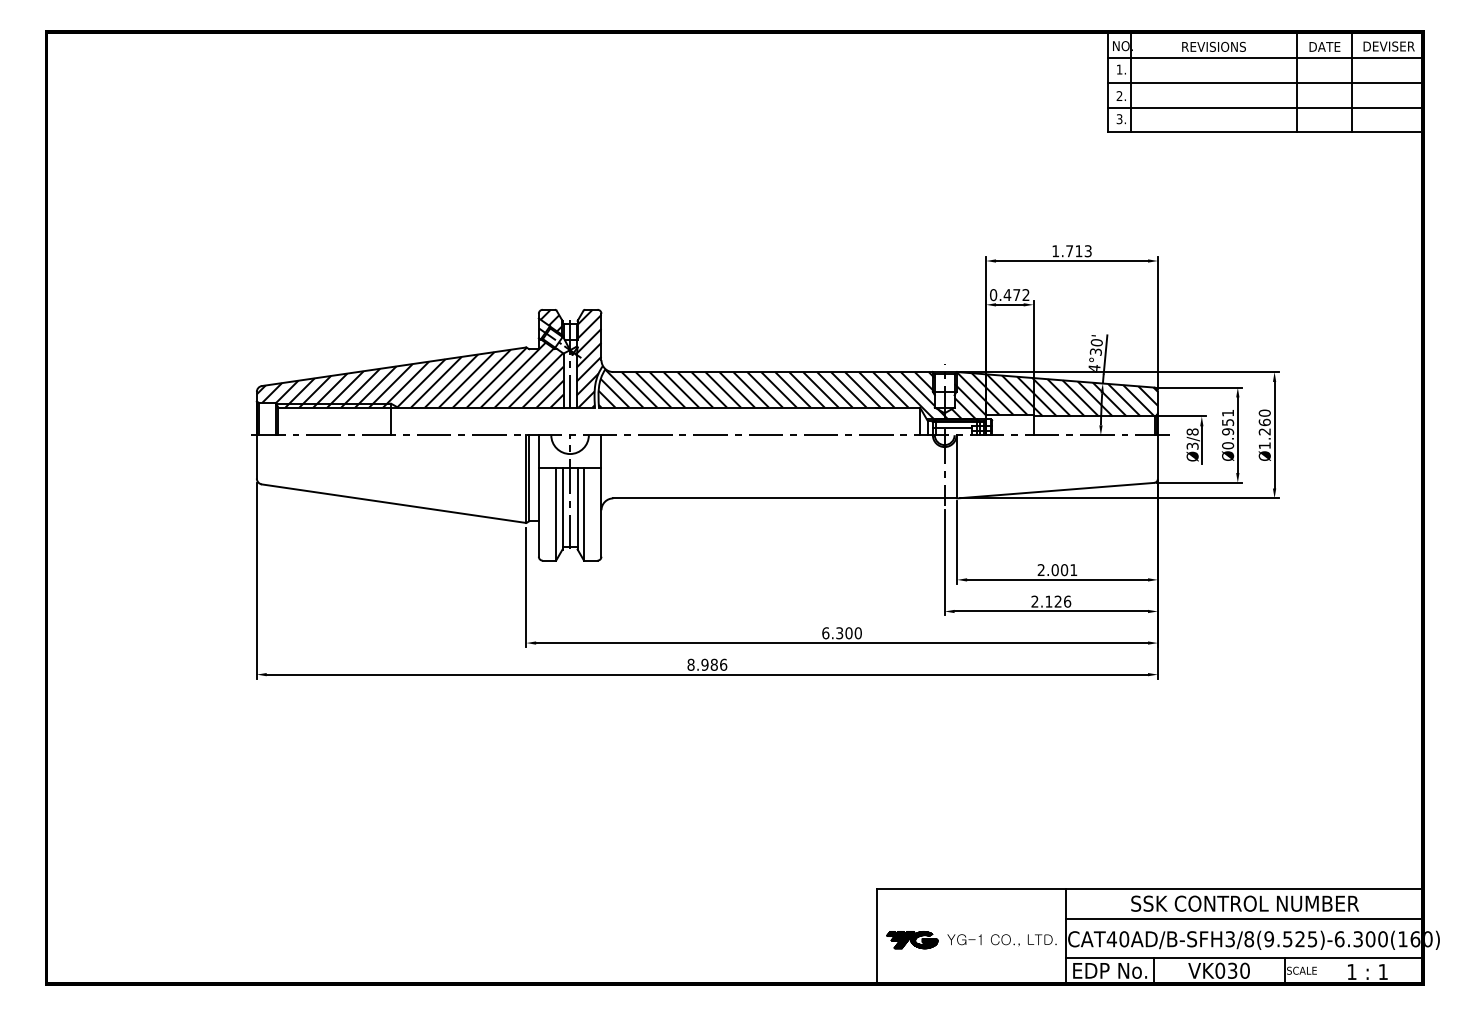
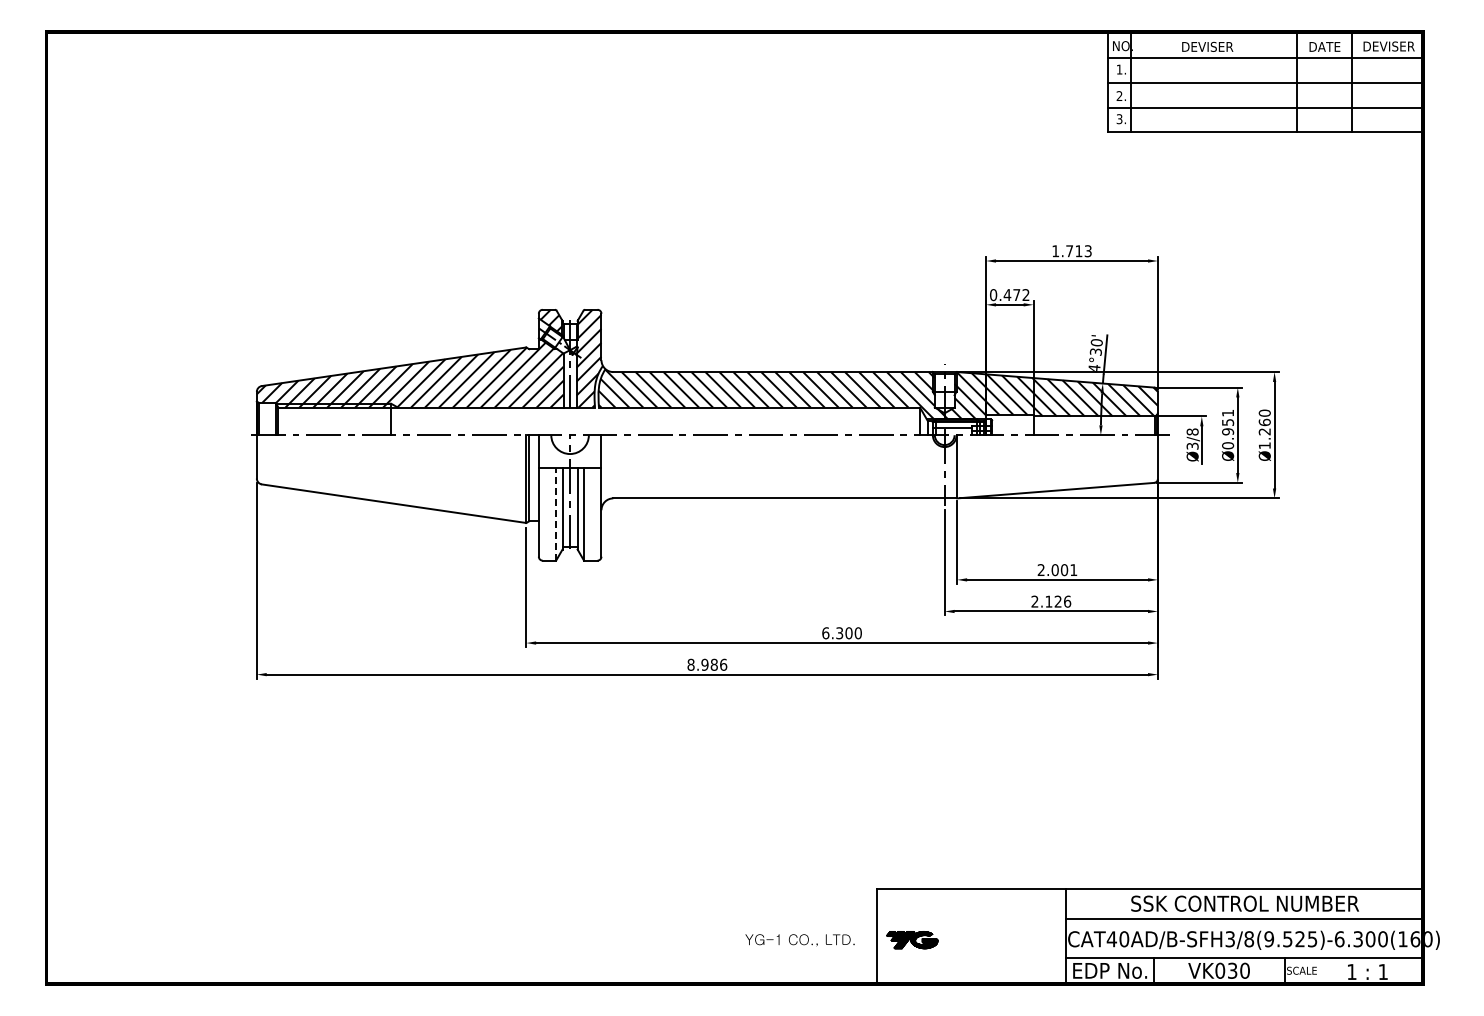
text: REVISIONS -> DEVISER (1214, 46)
line: solid -> dashed (556, 514)
text position: (1001, 940) -> (799, 940) (799, 940)
